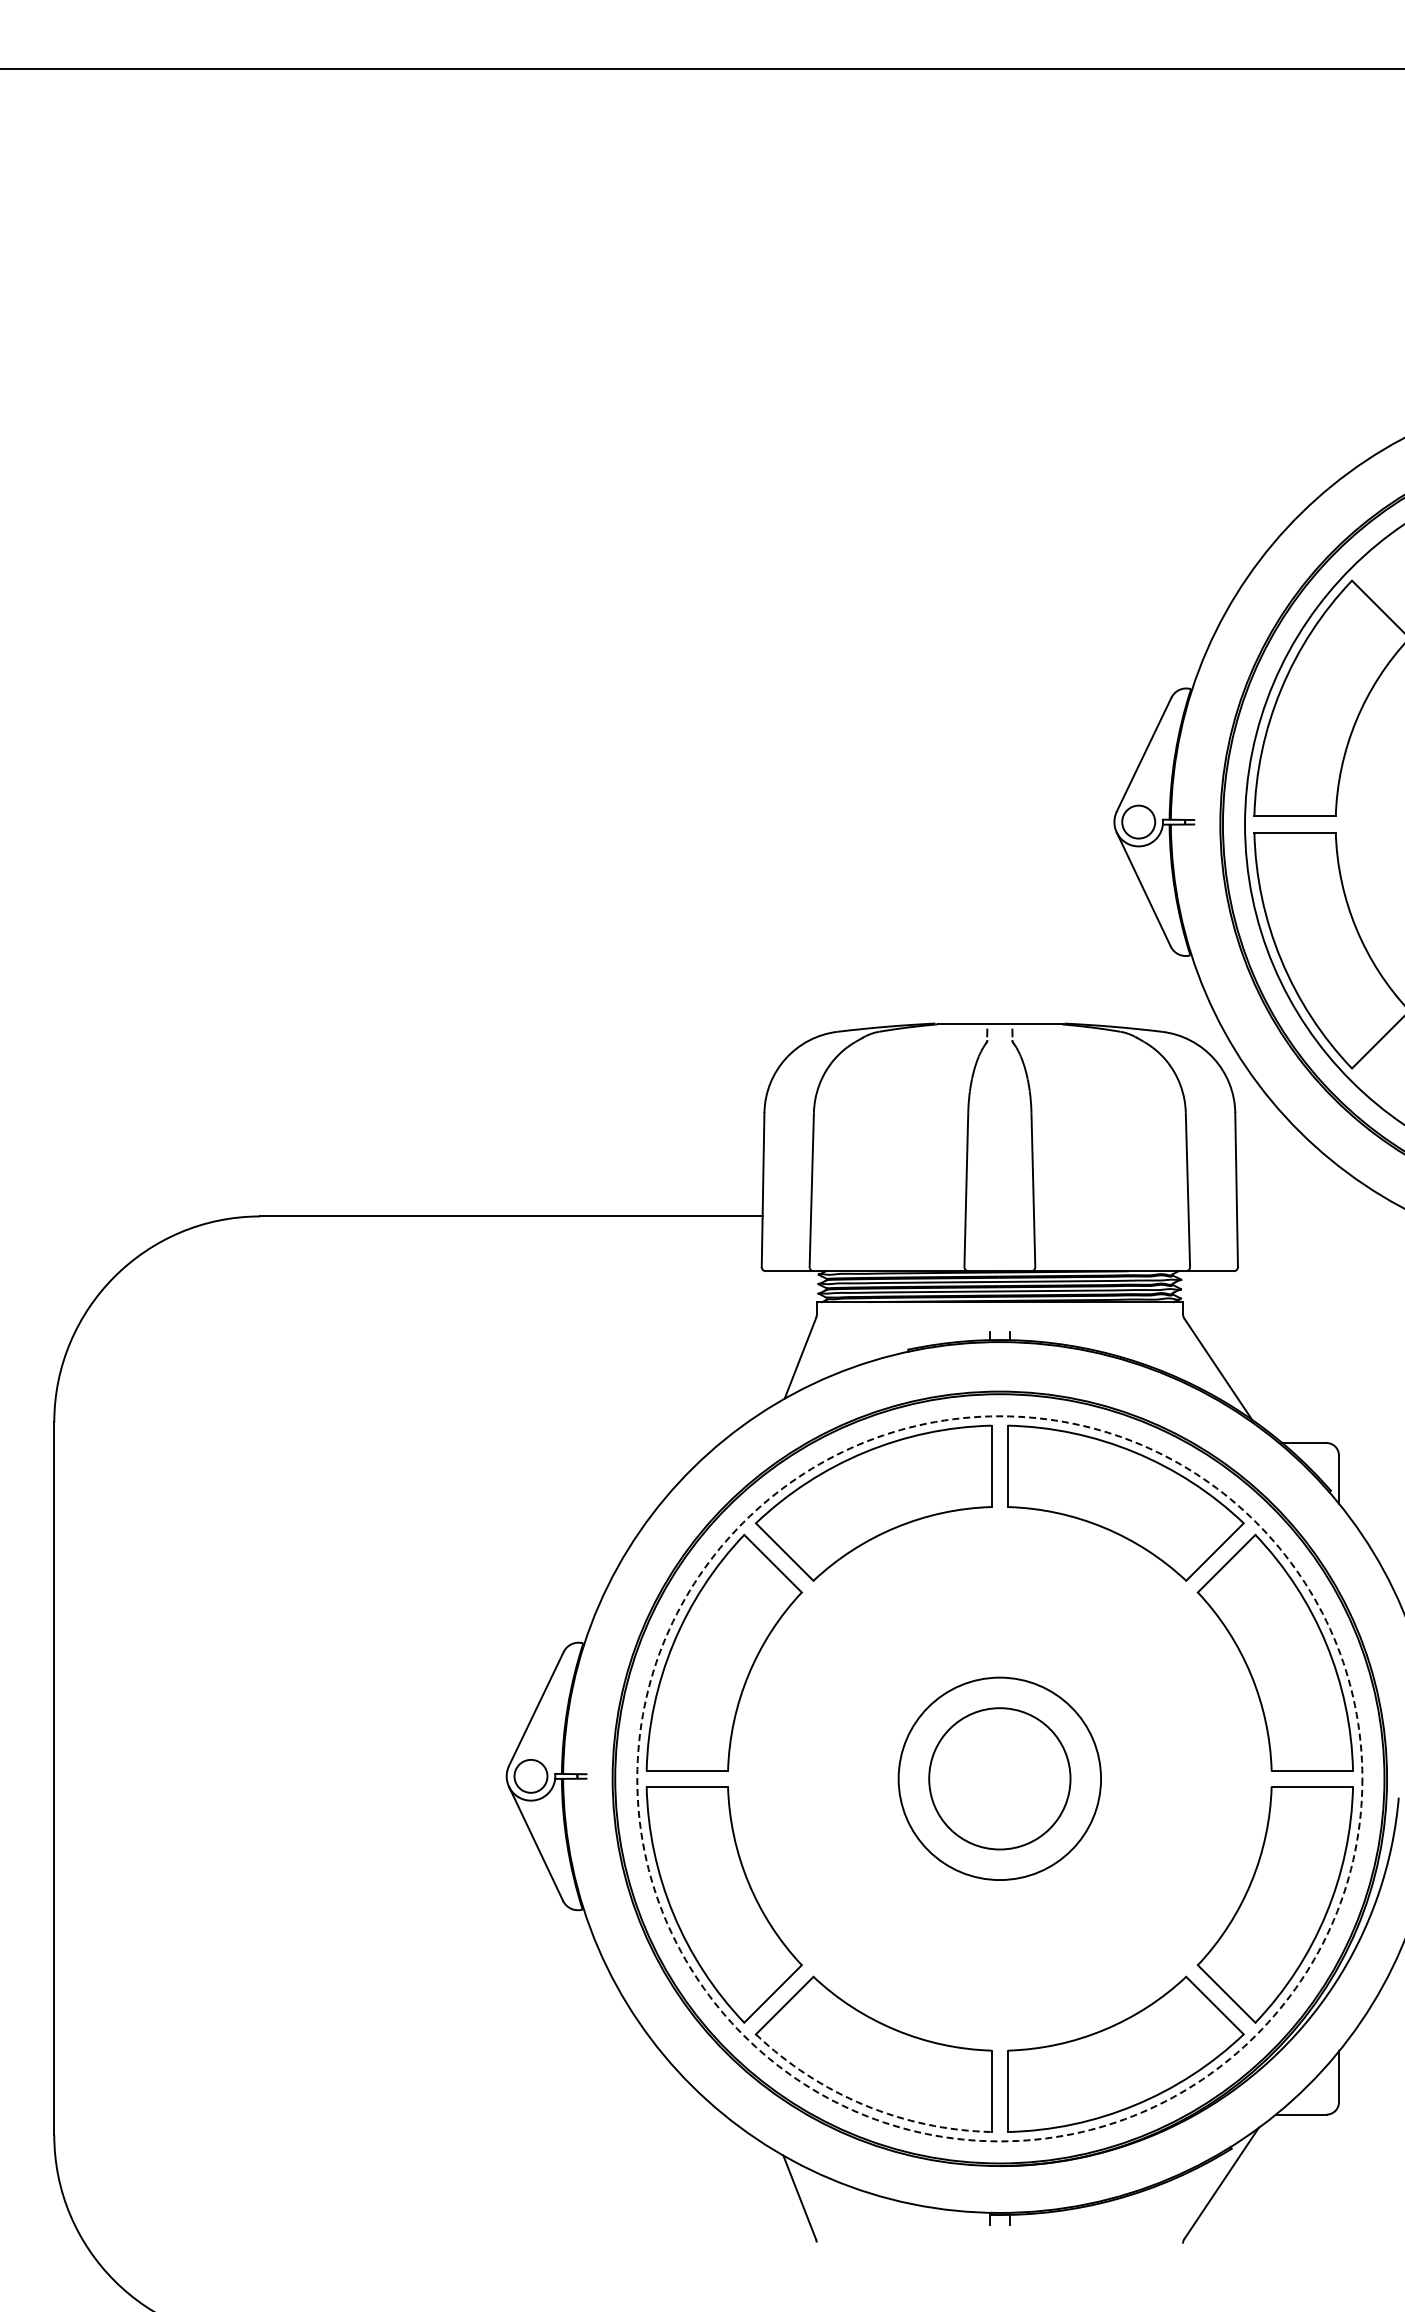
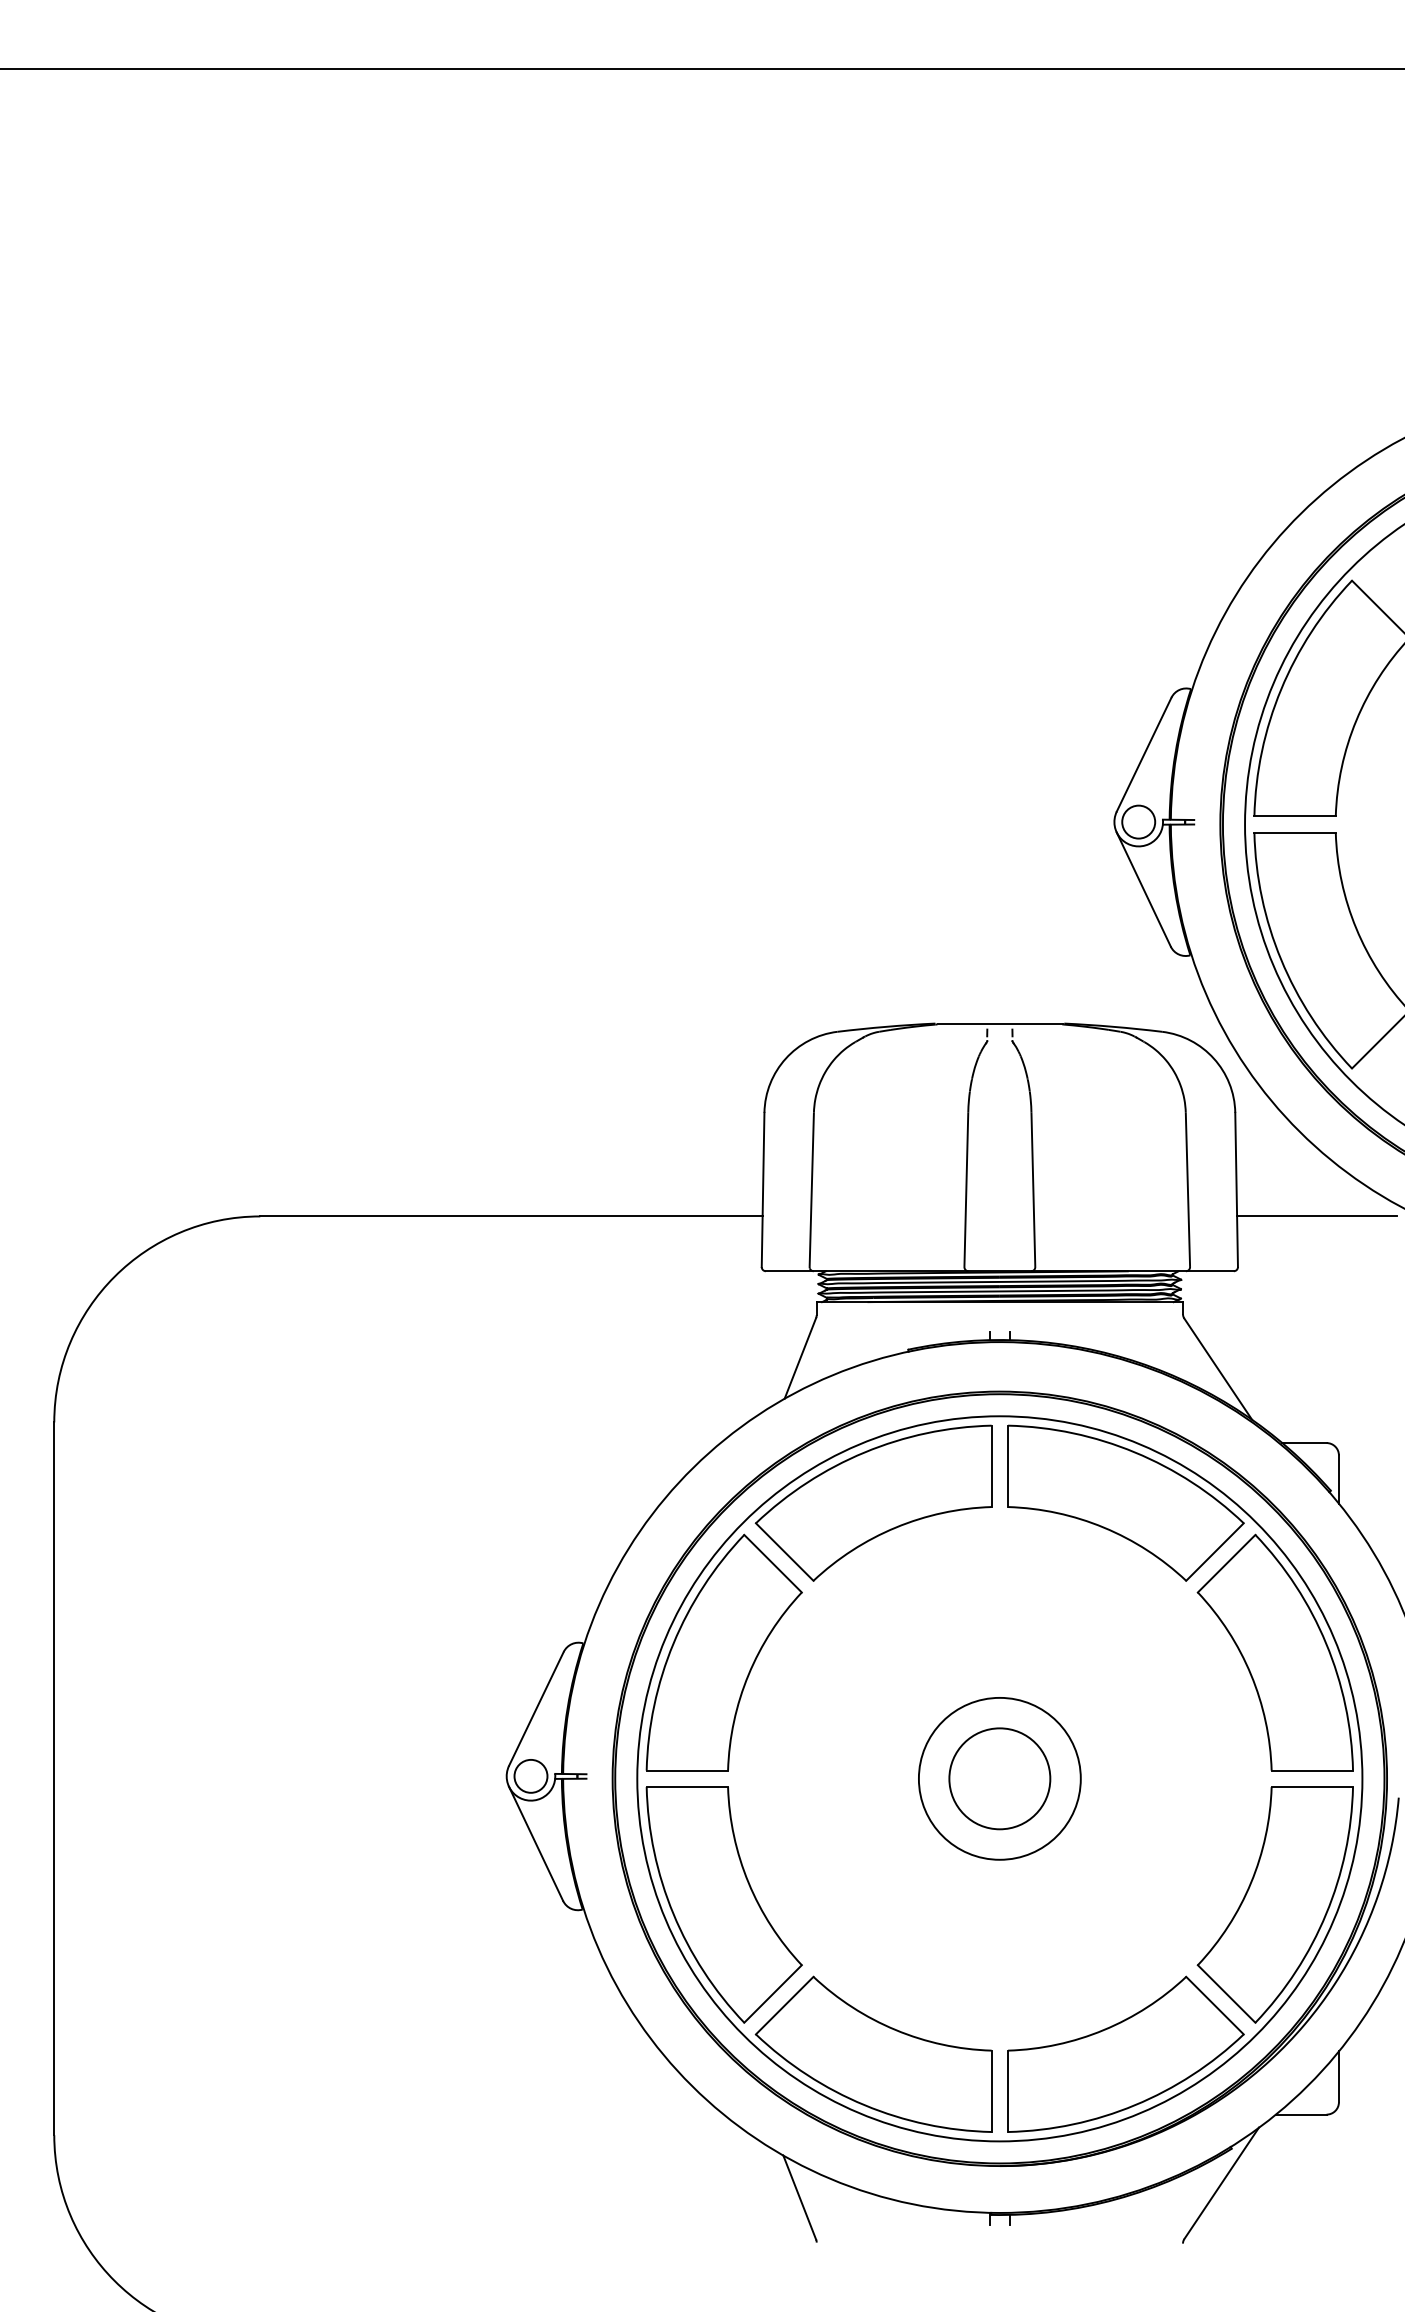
line: none -> present (1316, 1216)
circle diameter: 141 px -> 101 px (999, 1778)
circle diameter: 202 px -> 162 px (999, 1778)
circle: dashed -> solid (999, 1778)
arc: dashed -> solid (864, 2105)
